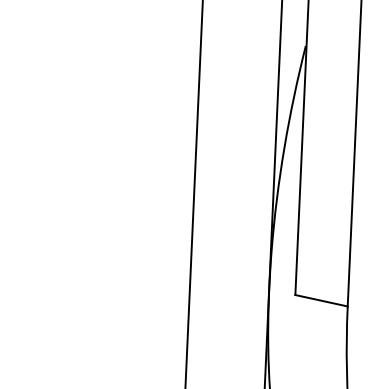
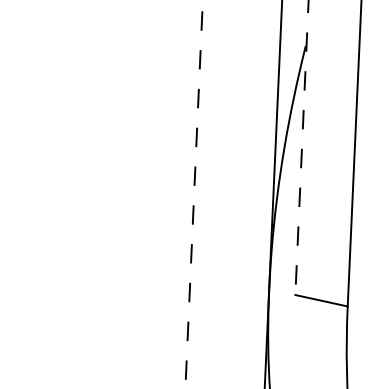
line: solid -> dashed (301, 148)
line: solid -> dashed (194, 194)
